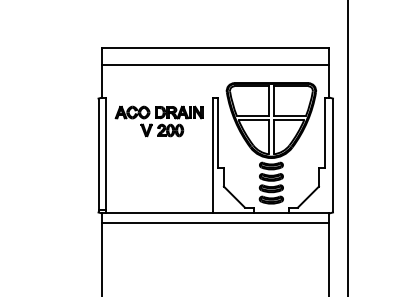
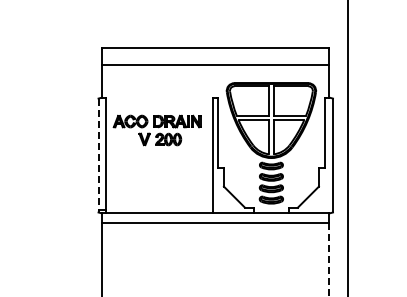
part position: (158, 121) -> (156, 130) (156, 130)
line: solid -> dashed (98, 154)
line: solid -> dashed (329, 259)
